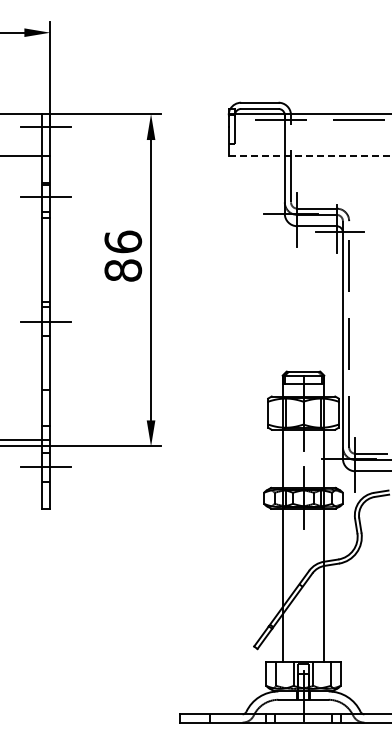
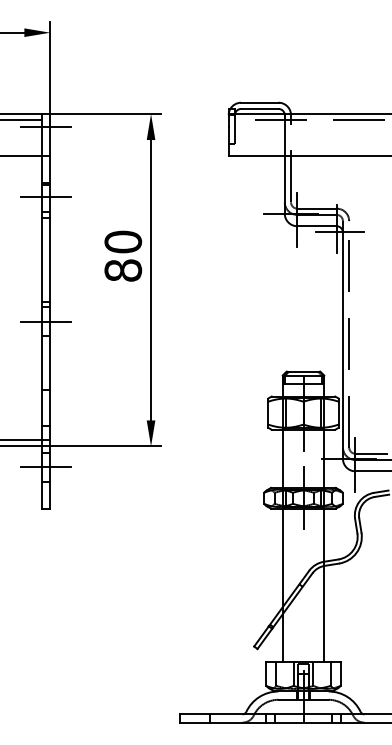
line: none -> present (22, 120)
line: dashed -> solid (310, 155)
text: 86 -> 80 (122, 241)
